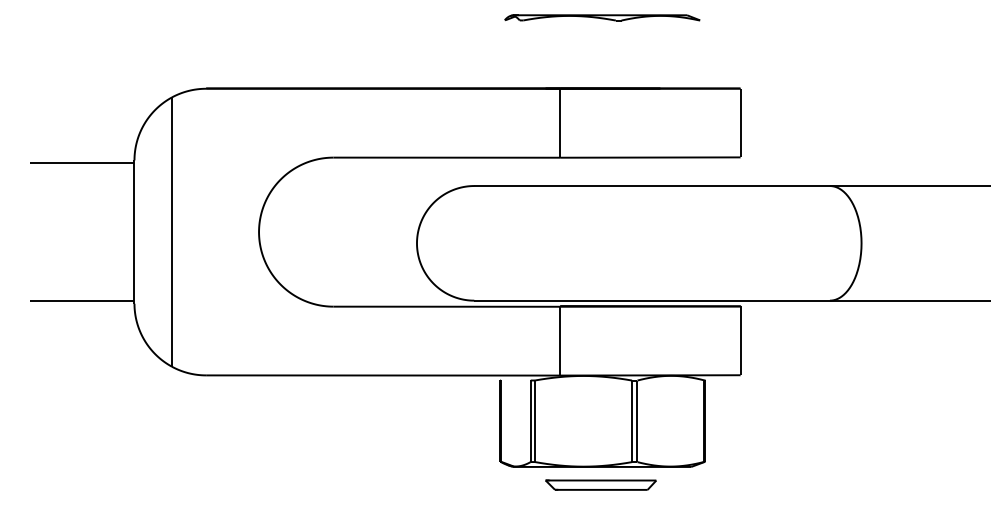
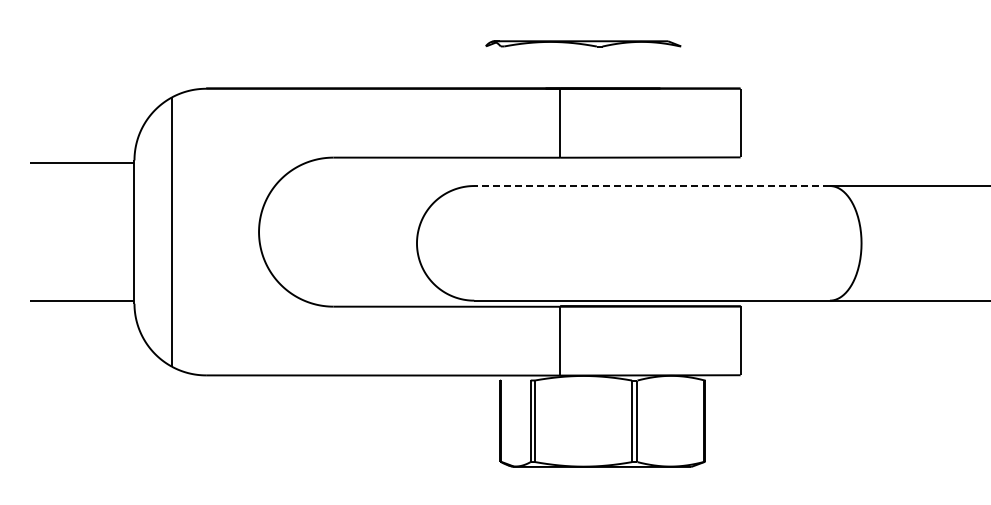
part position: (602, 17) -> (583, 43) (583, 43)
line: solid -> dashed (652, 186)
part: present -> none (600, 484)
